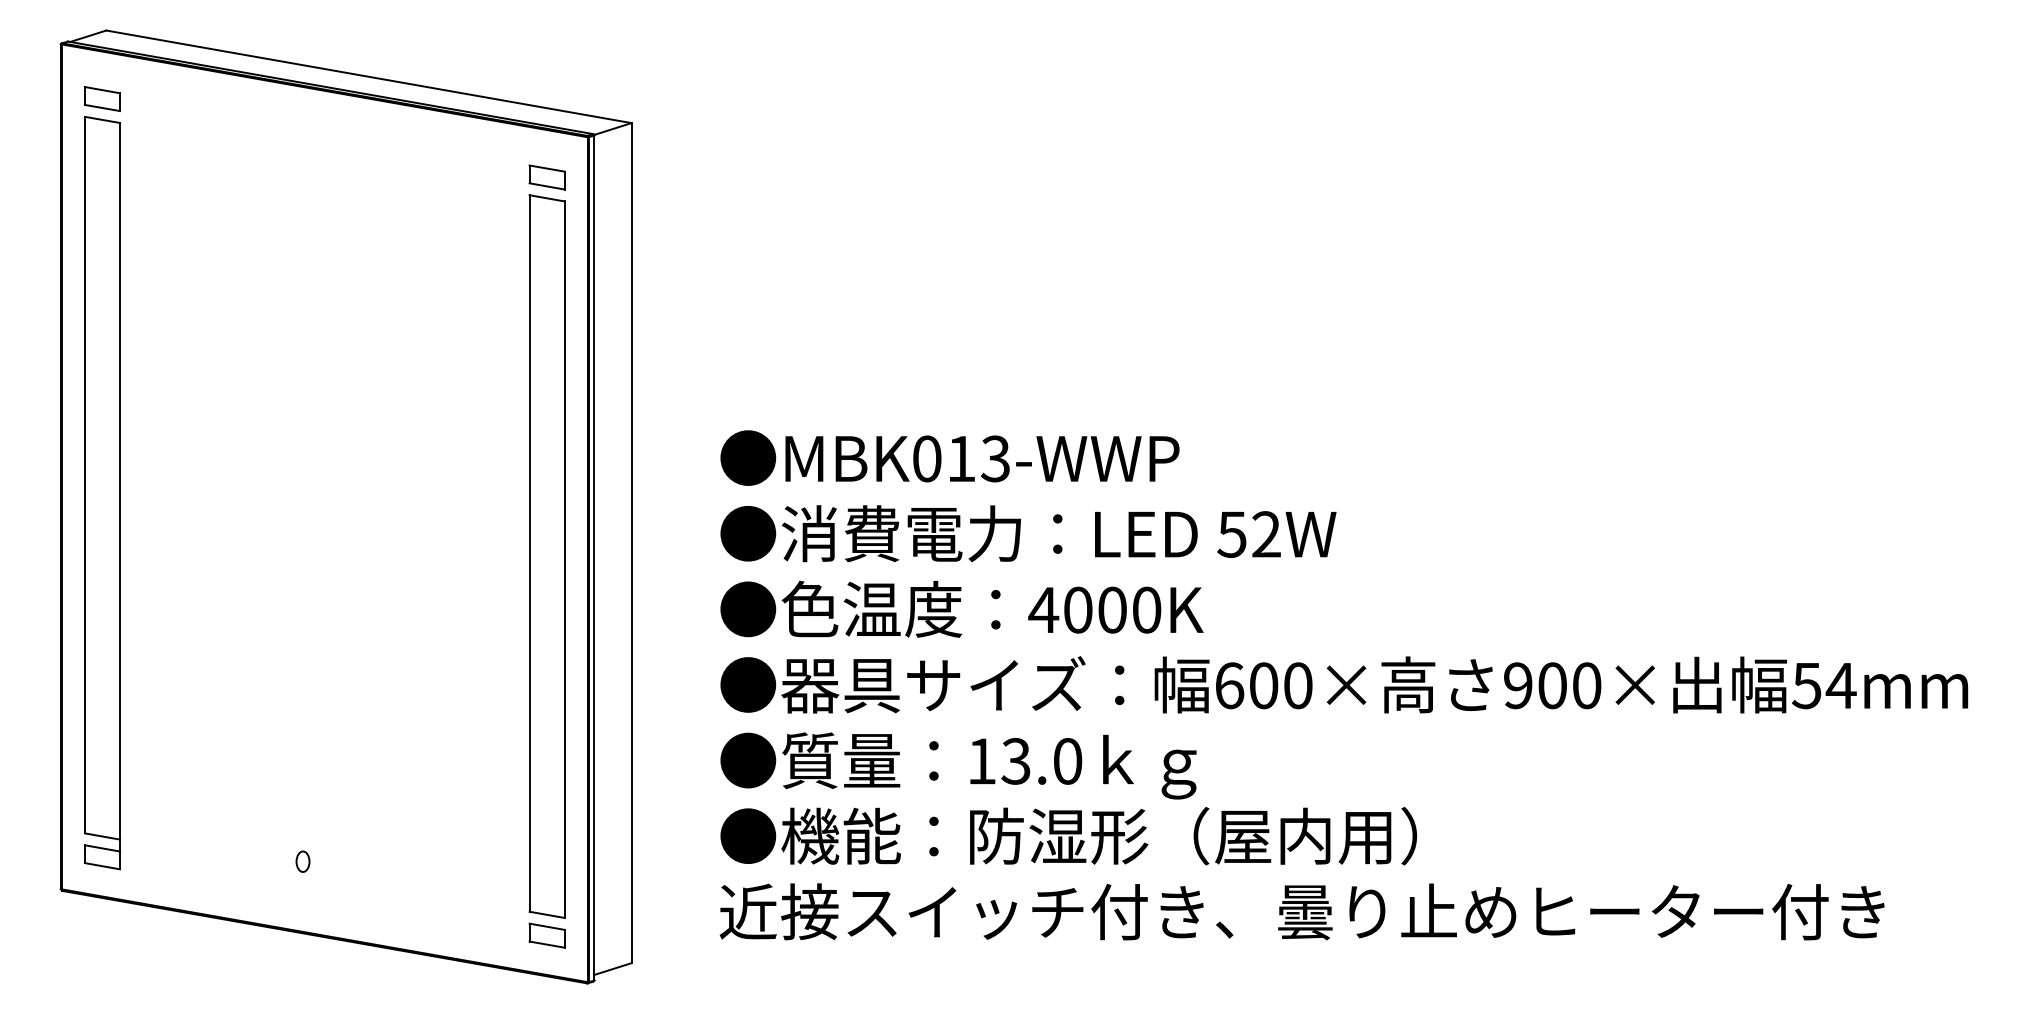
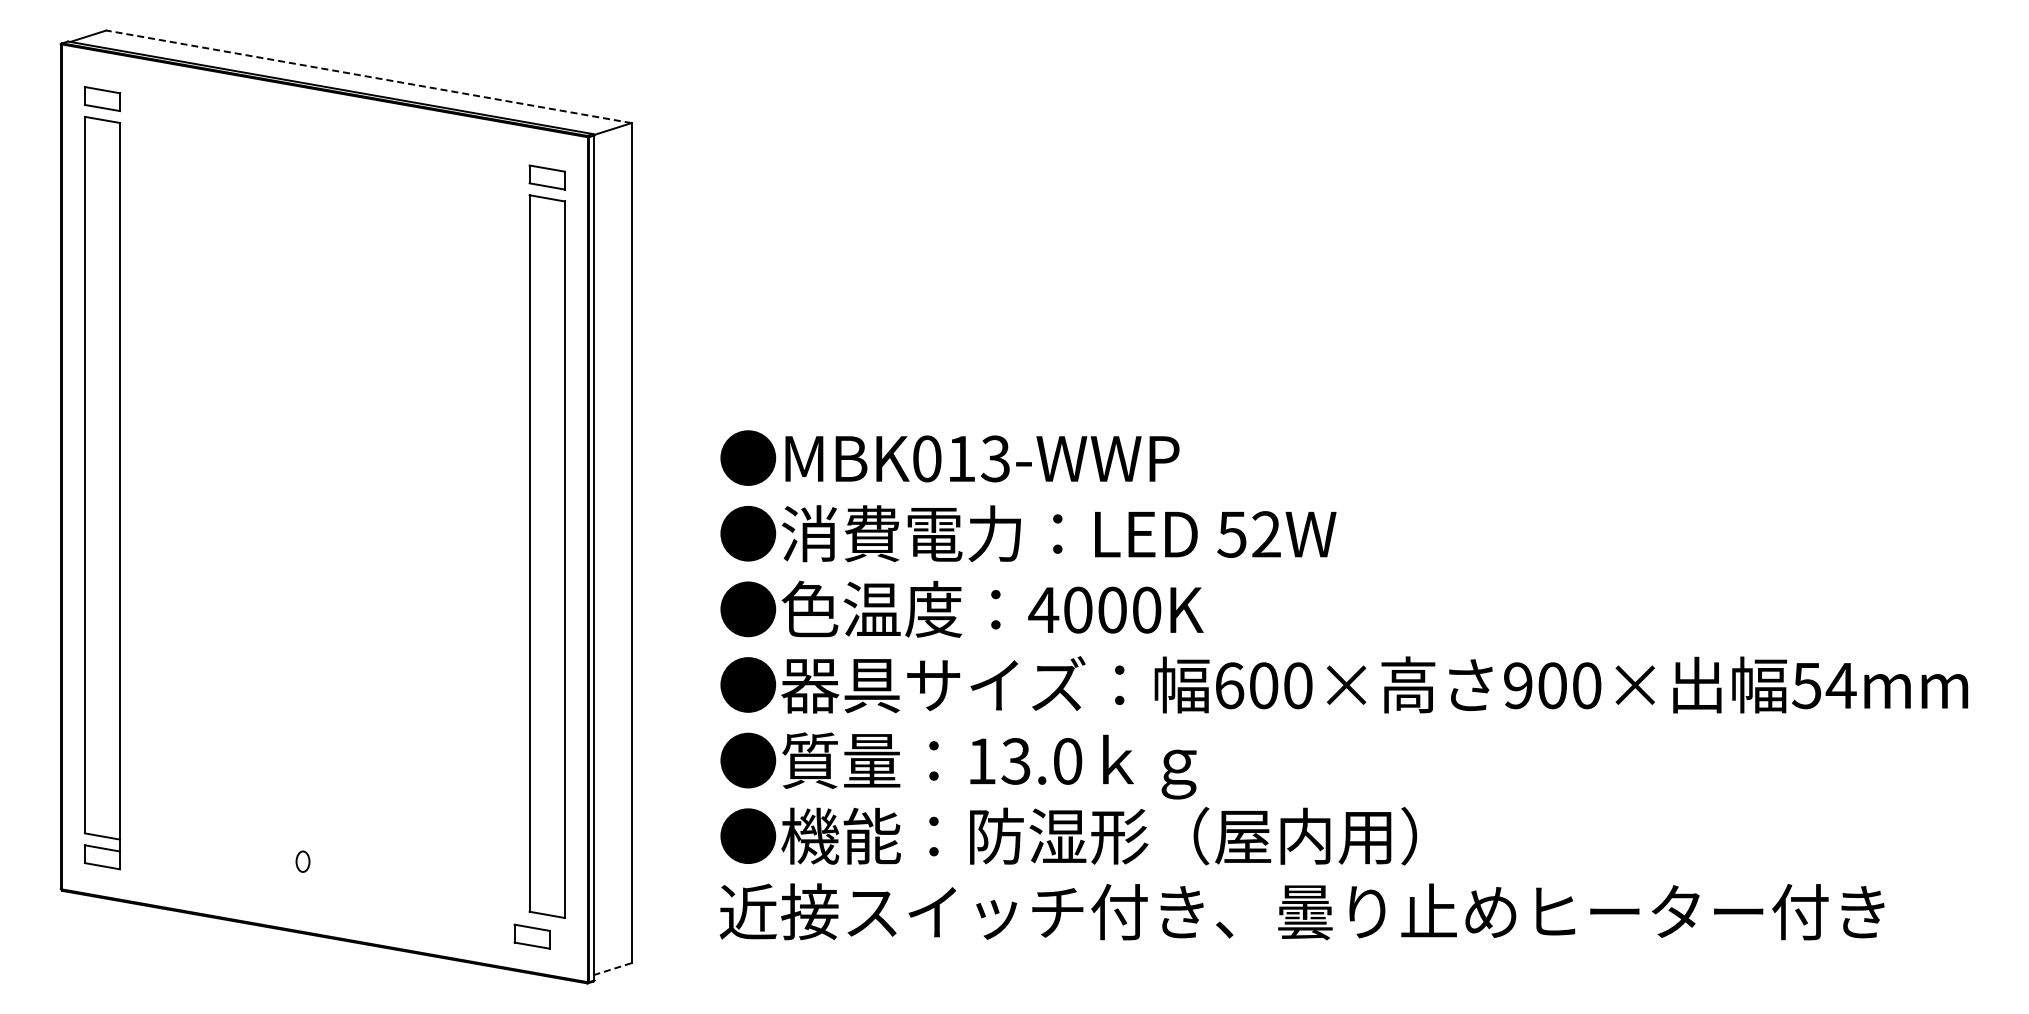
line: solid -> dashed (368, 76)
part position: (546, 935) -> (531, 936) (531, 936)
line: solid -> dashed (613, 969)
